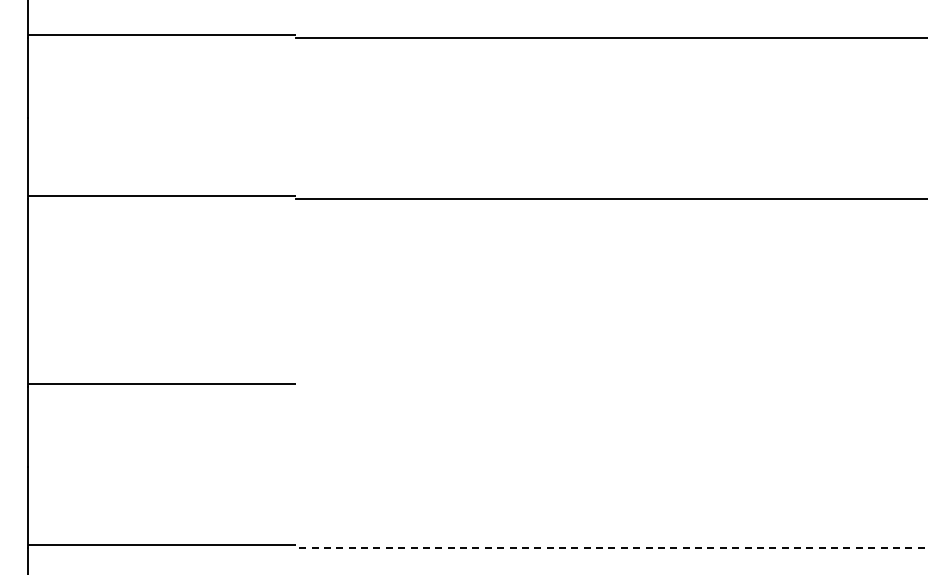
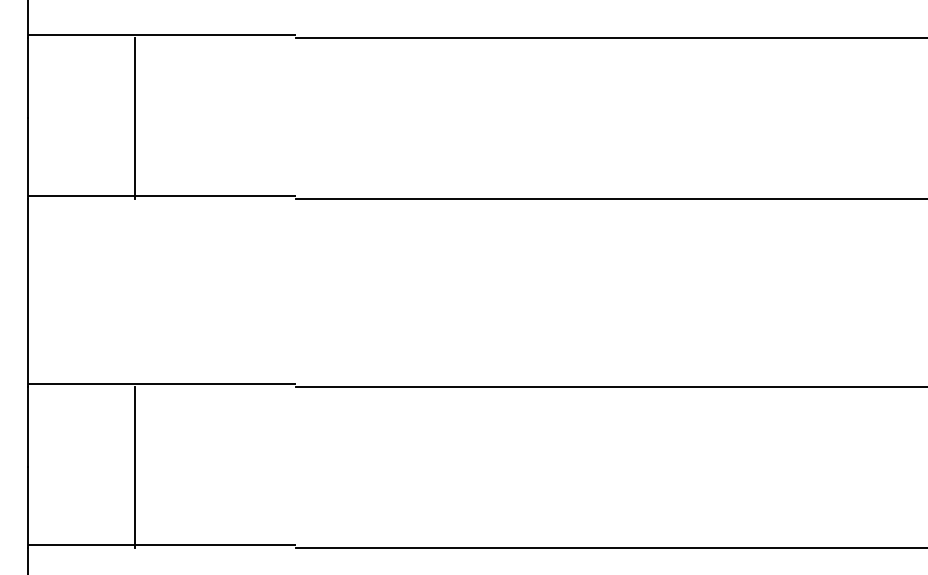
line: none -> present (135, 117)
line: none -> present (610, 386)
line: none -> present (135, 466)
line: dashed -> solid (611, 547)
